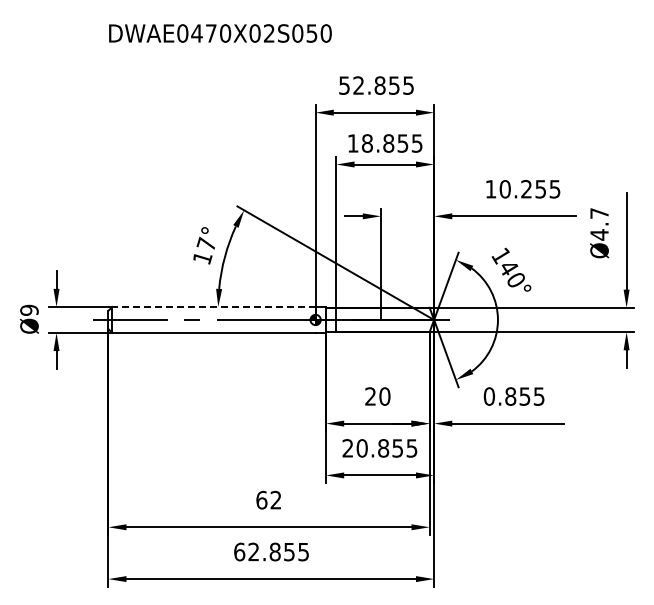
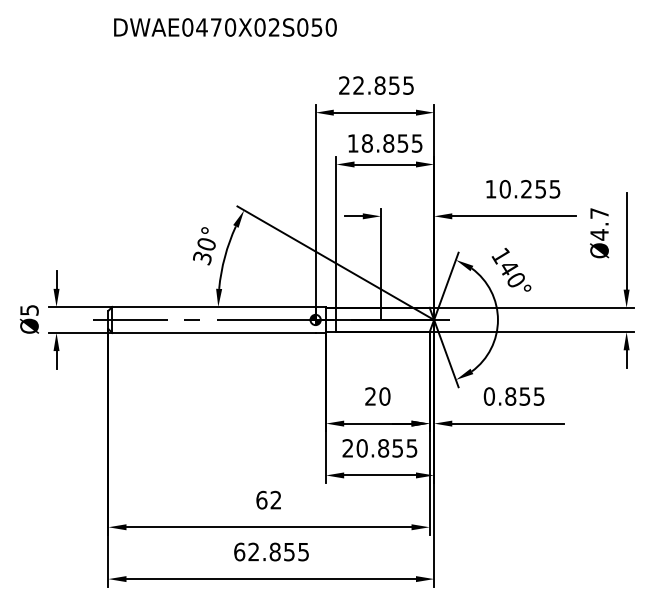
text position: (220, 33) -> (225, 27) (225, 27)
text: 52.855 -> 22.855 (344, 85)
text: 17° -> 30° (204, 251)
line: dashed -> solid (213, 307)
text: Ø9 -> Ø5 (29, 309)
